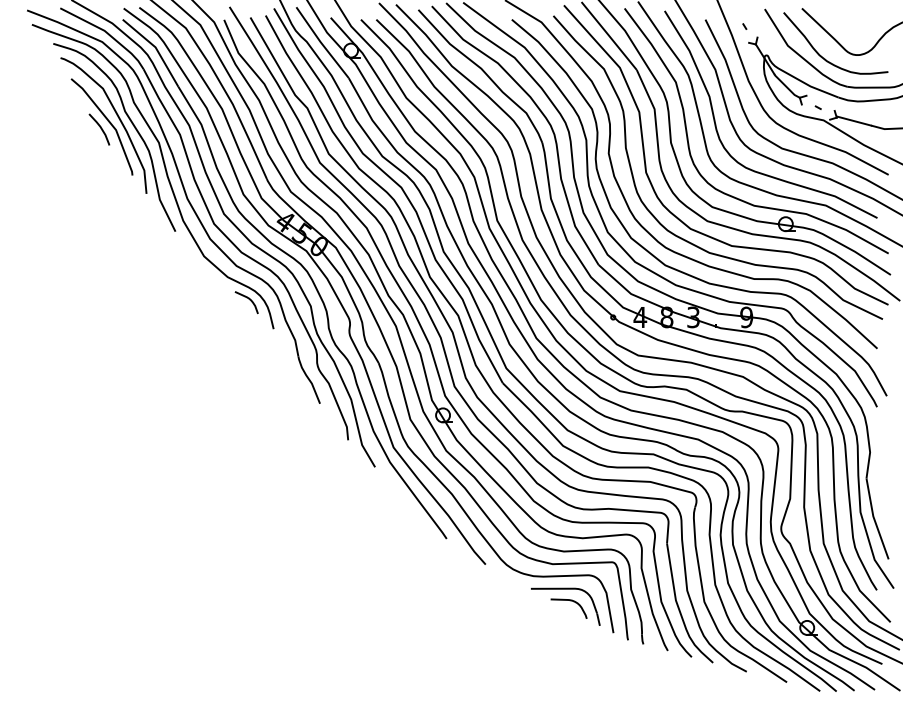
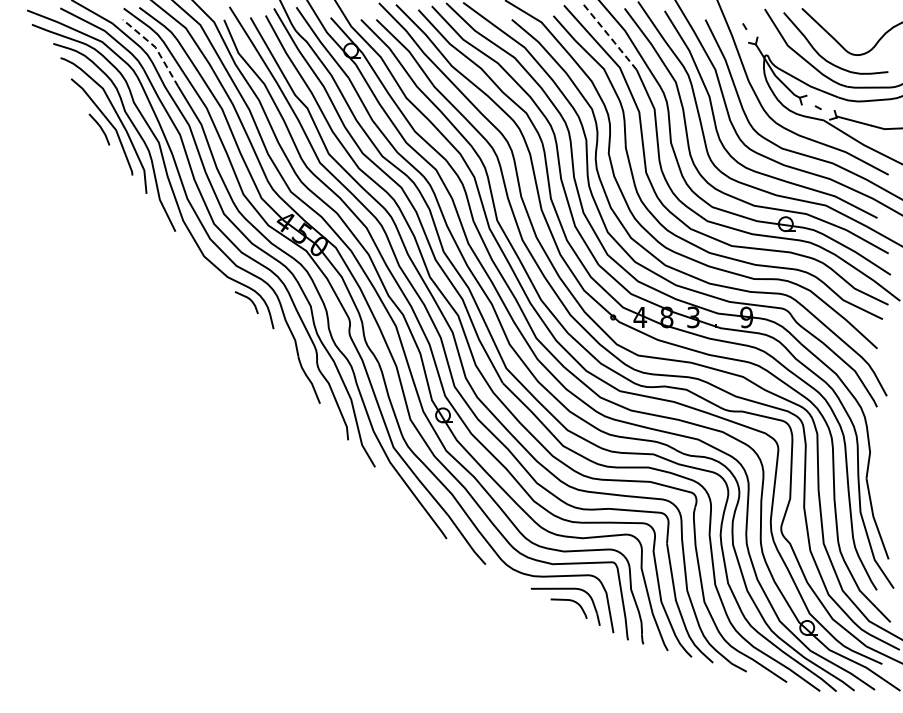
line: solid -> dashed (608, 35)
line: solid -> dashed (156, 48)
